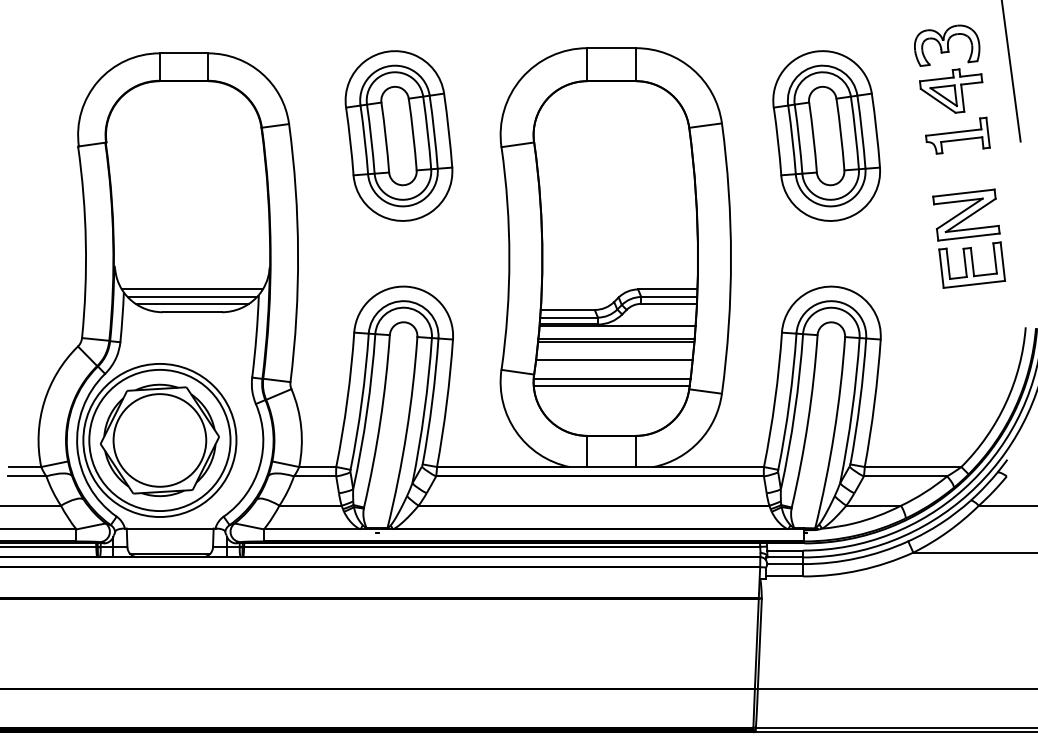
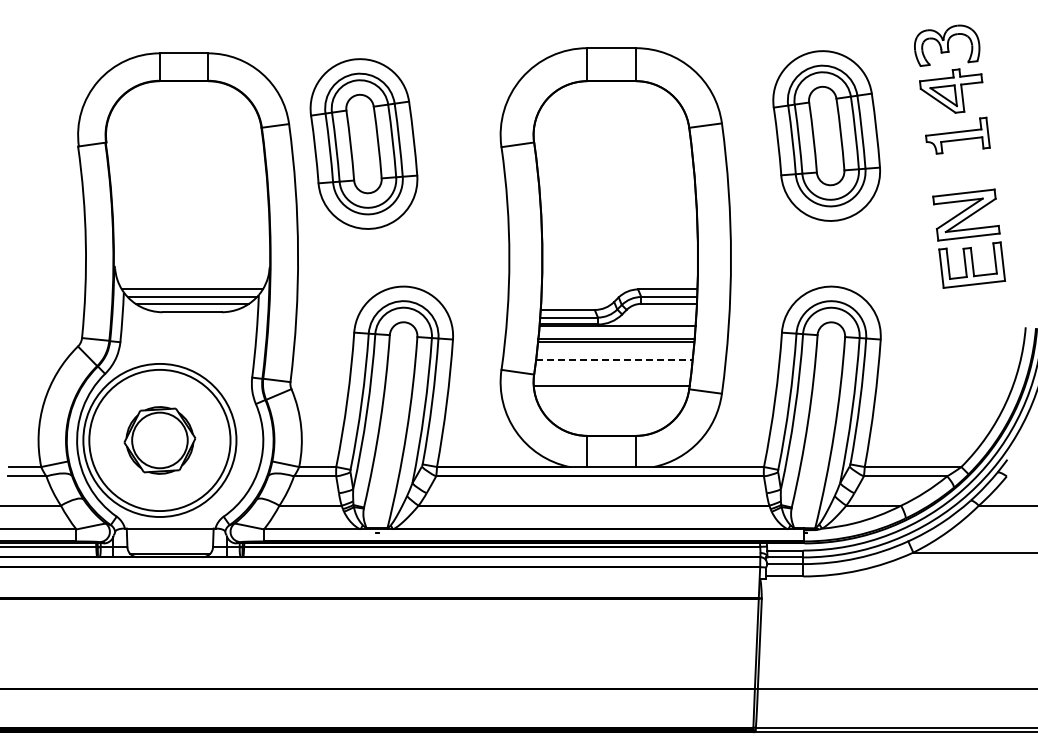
line: present -> none (1011, 71)
part position: (398, 135) -> (363, 143) (363, 143)
line: solid -> dashed (614, 359)
line: present -> none (611, 378)
part size: 120x115 px -> 74x69 px (159, 440)
